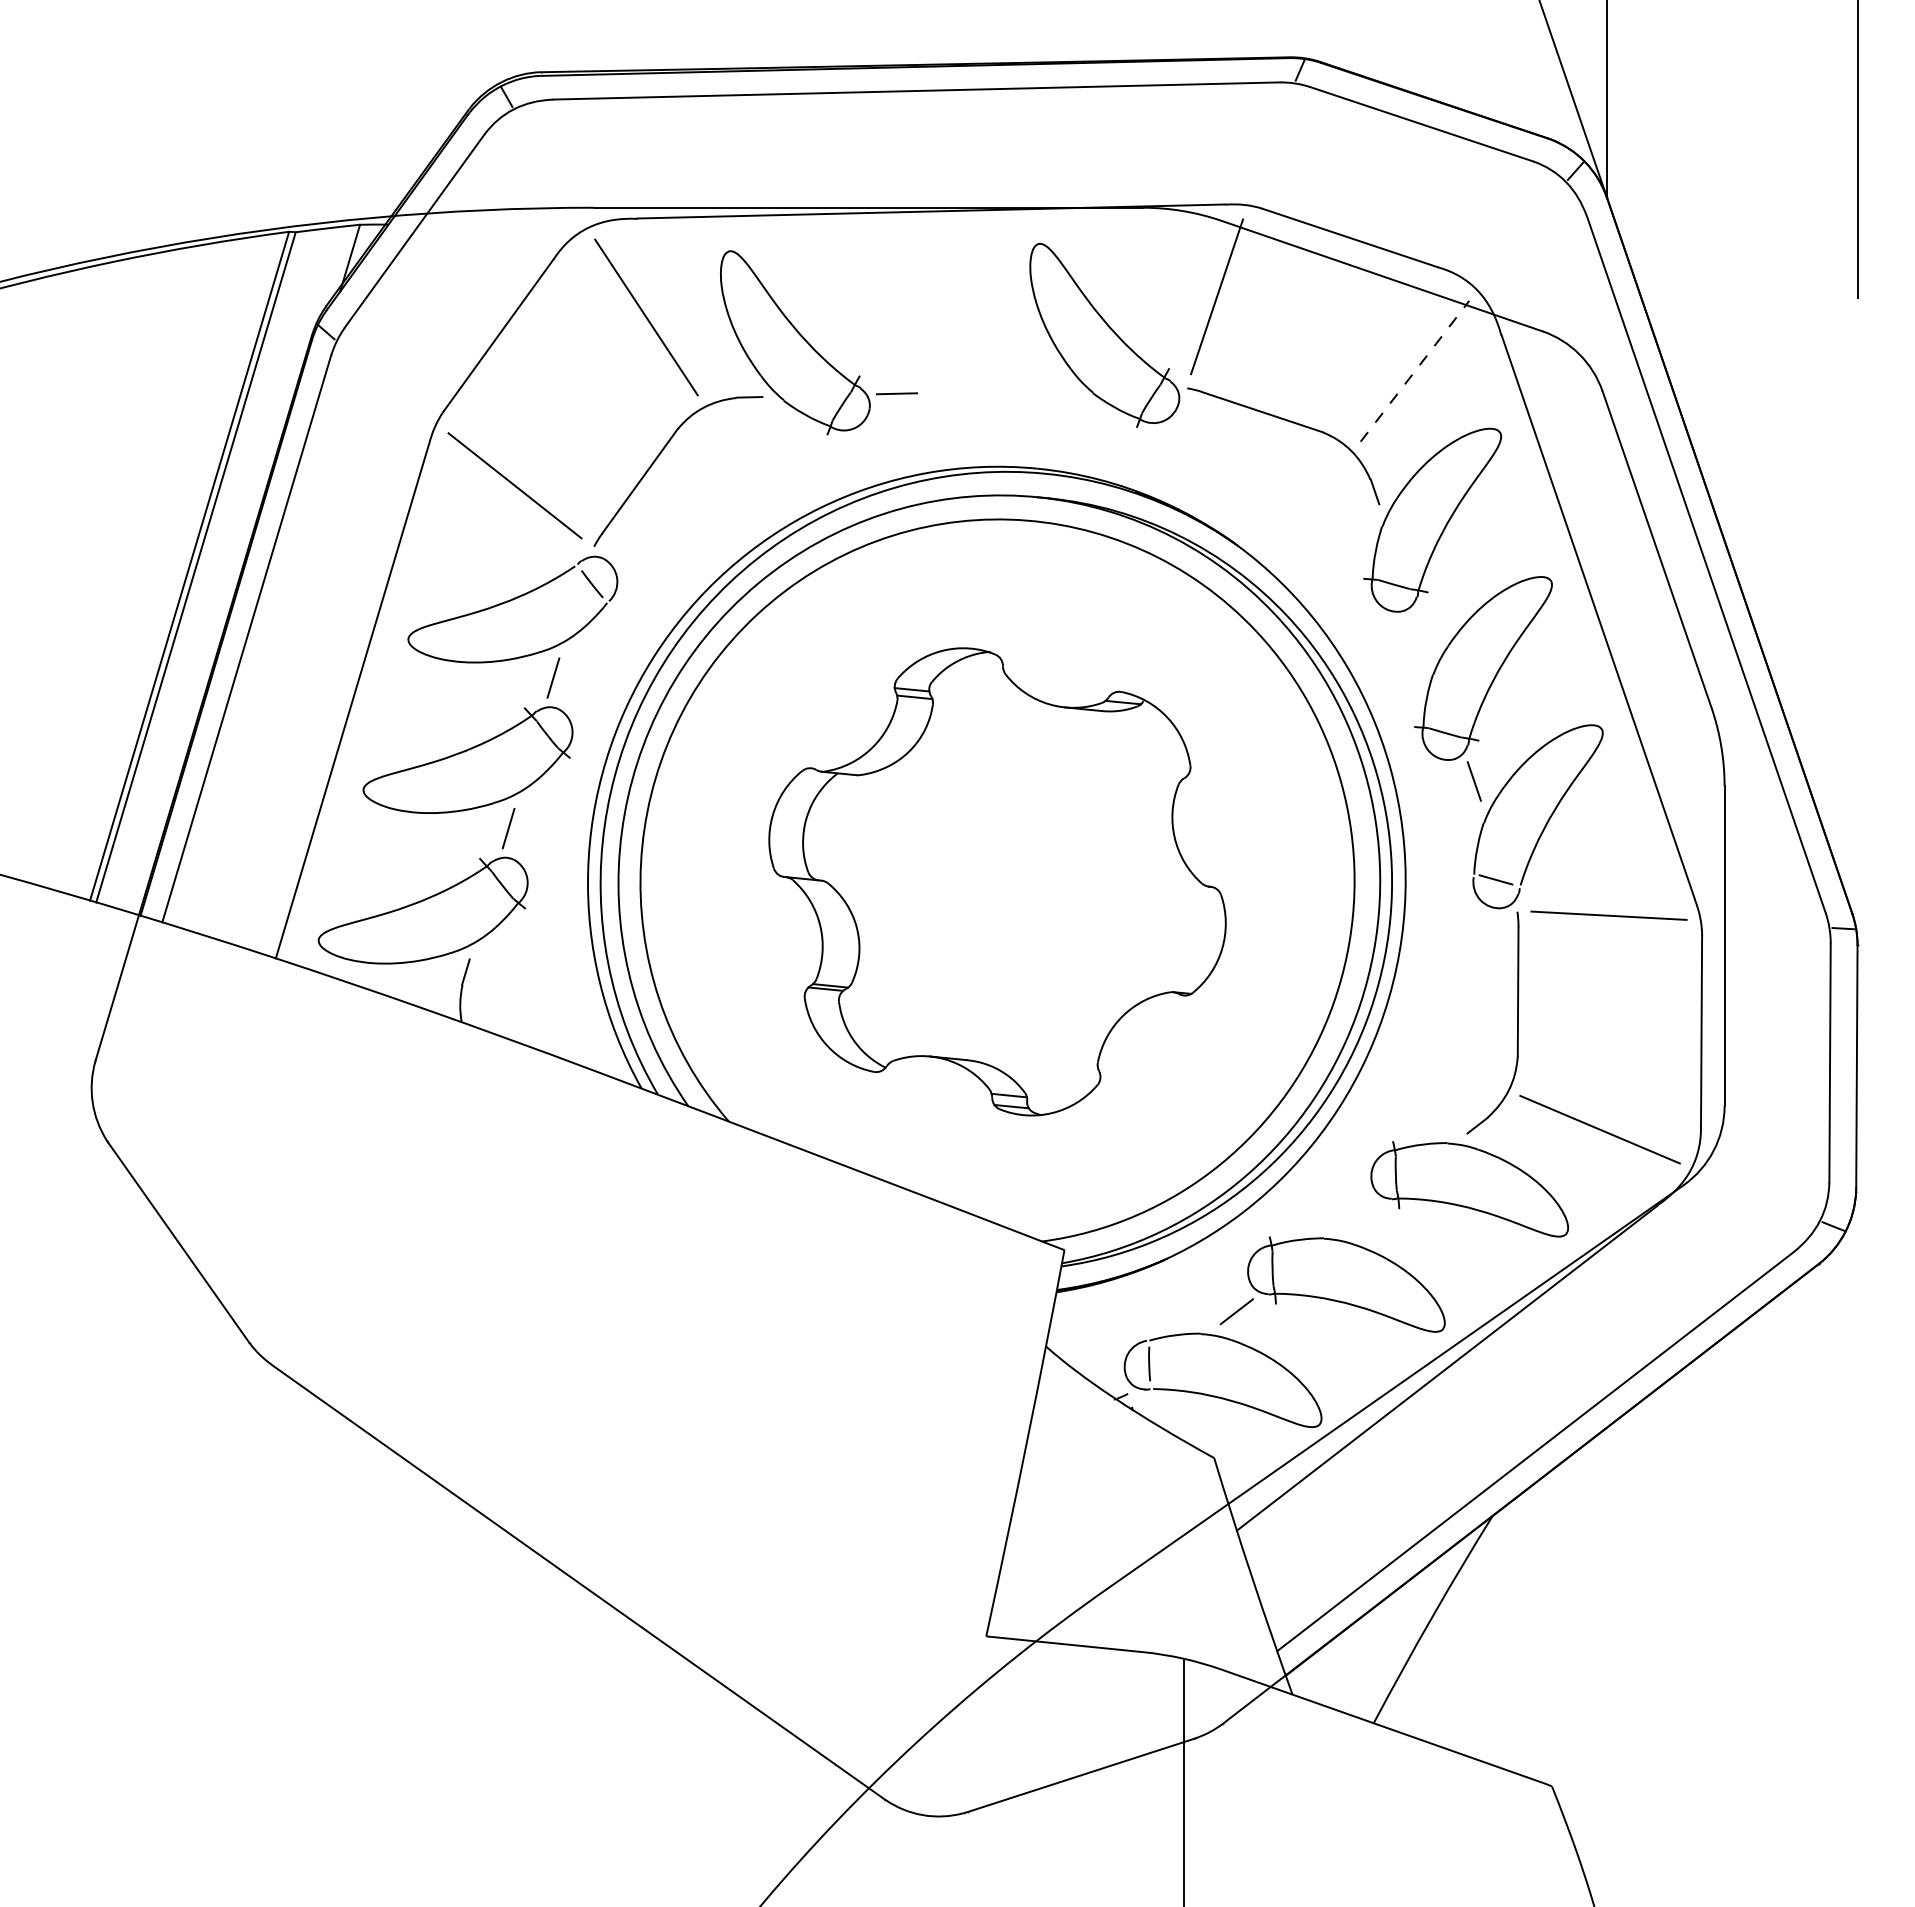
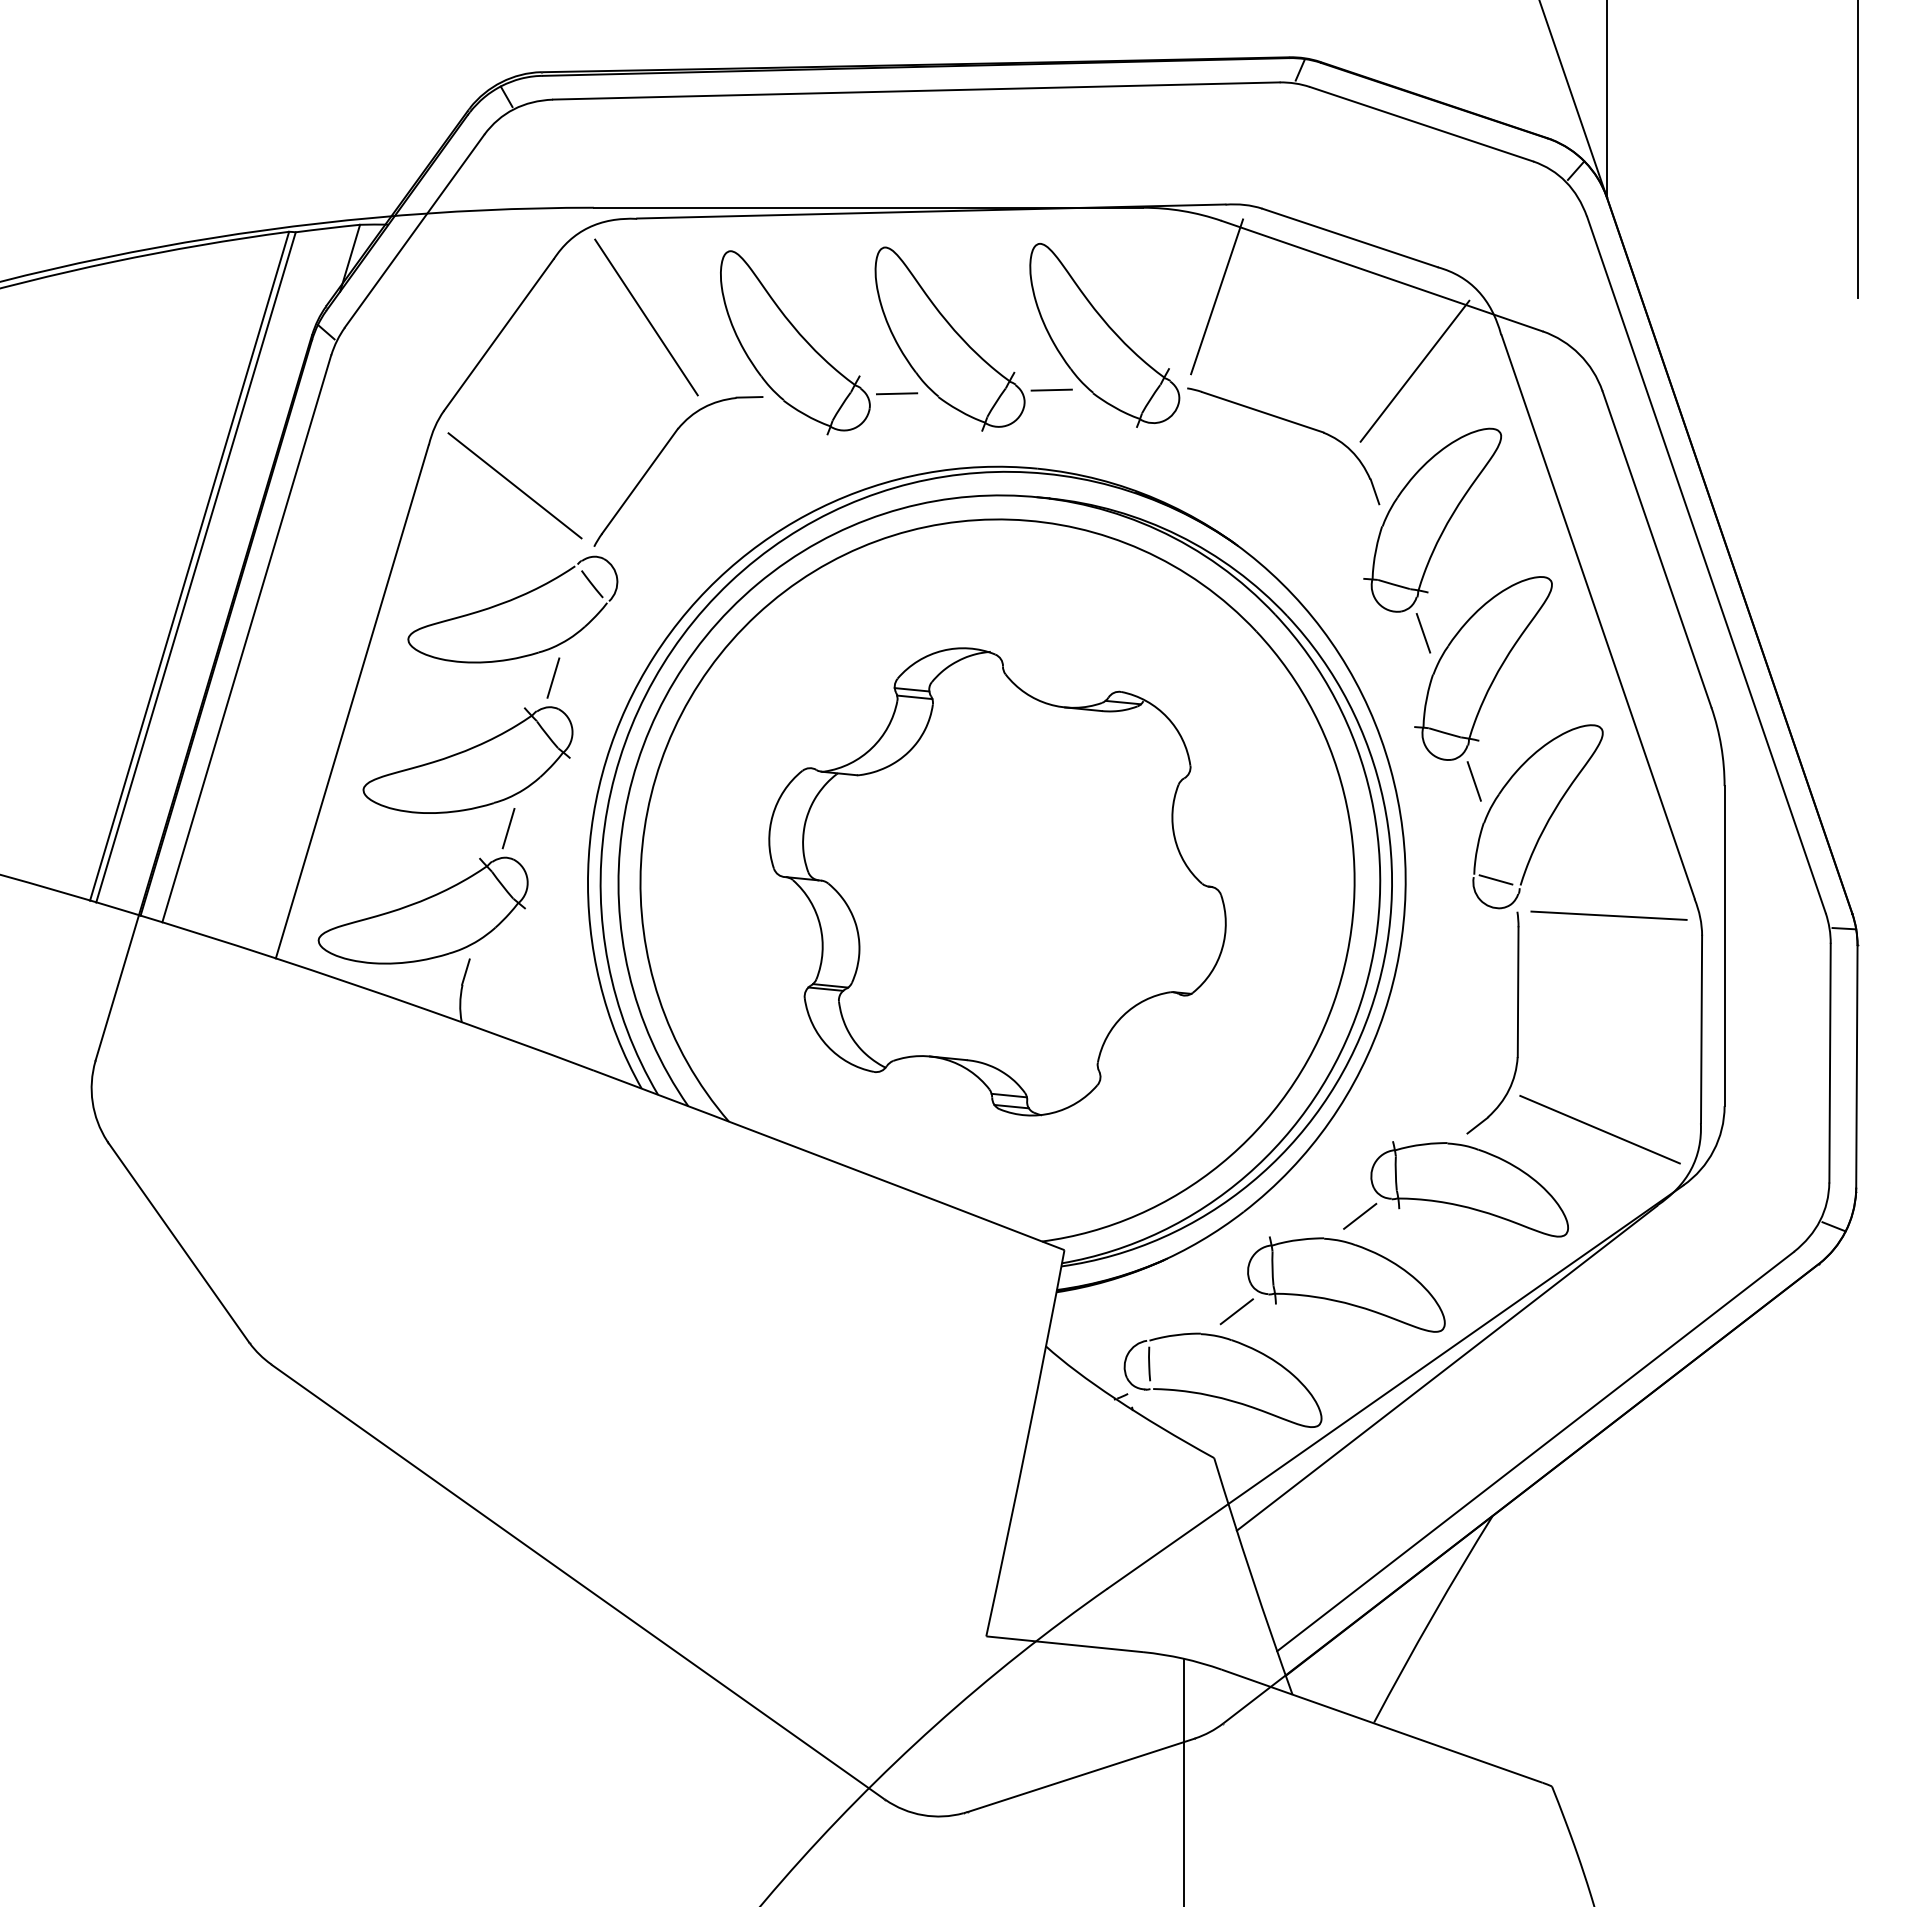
part: none -> present (967, 342)
line: dashed -> solid (1414, 371)
line: none -> present (1423, 633)
line: none -> present (1360, 1215)
